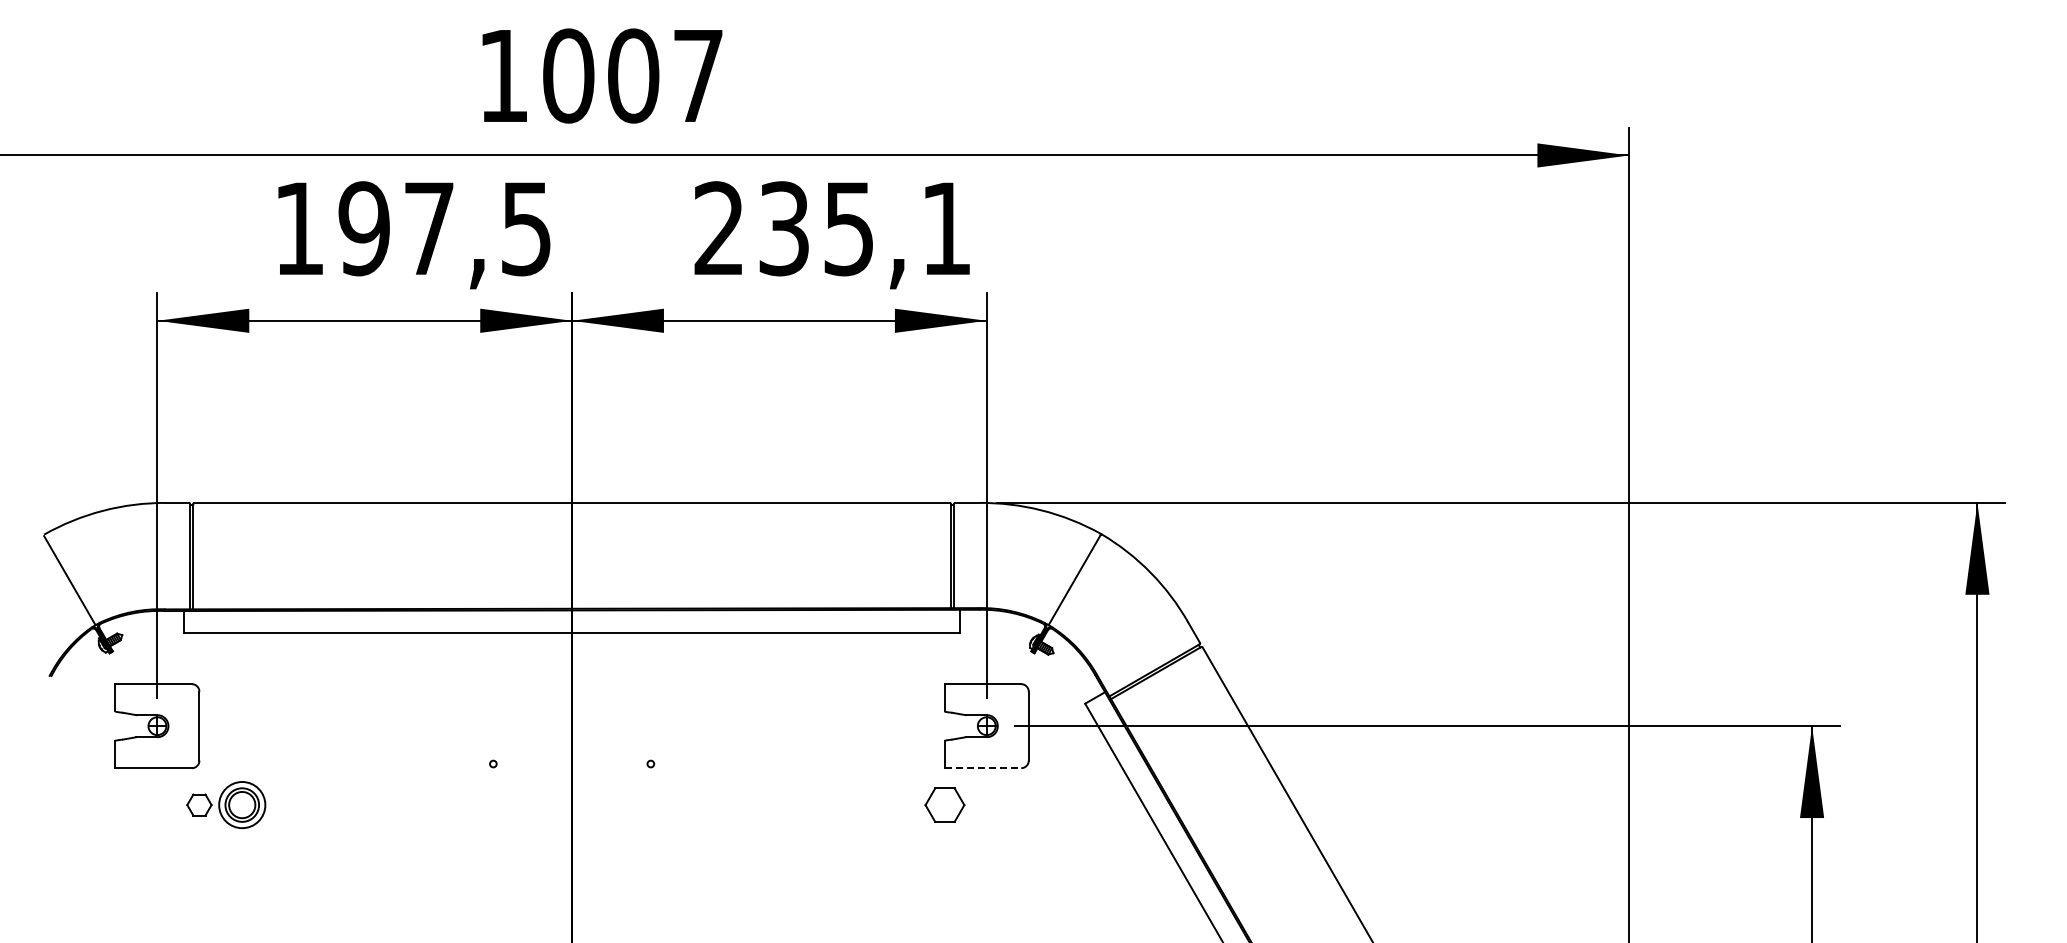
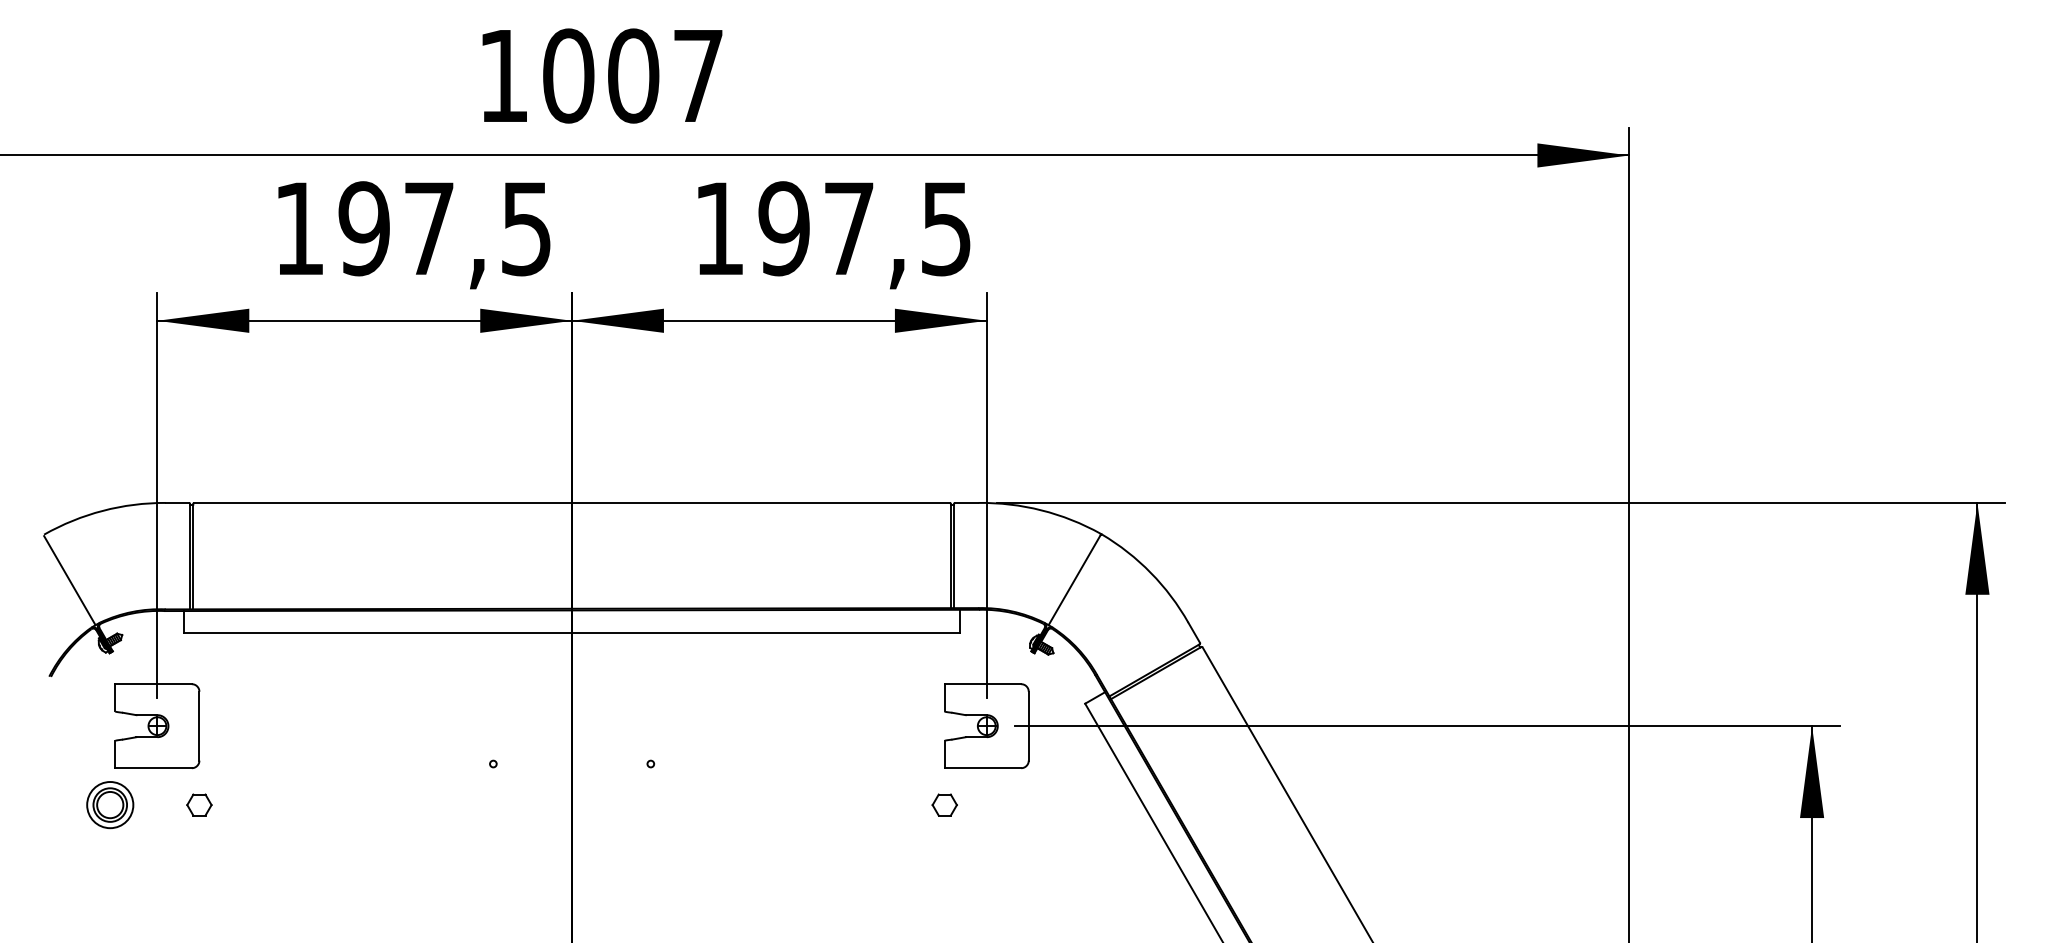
text: 235,1 -> 197,5 (832, 228)
line: dashed -> solid (983, 768)
part size: 42x36 px -> 27x24 px (944, 804)
part position: (242, 805) -> (110, 805) (110, 805)
